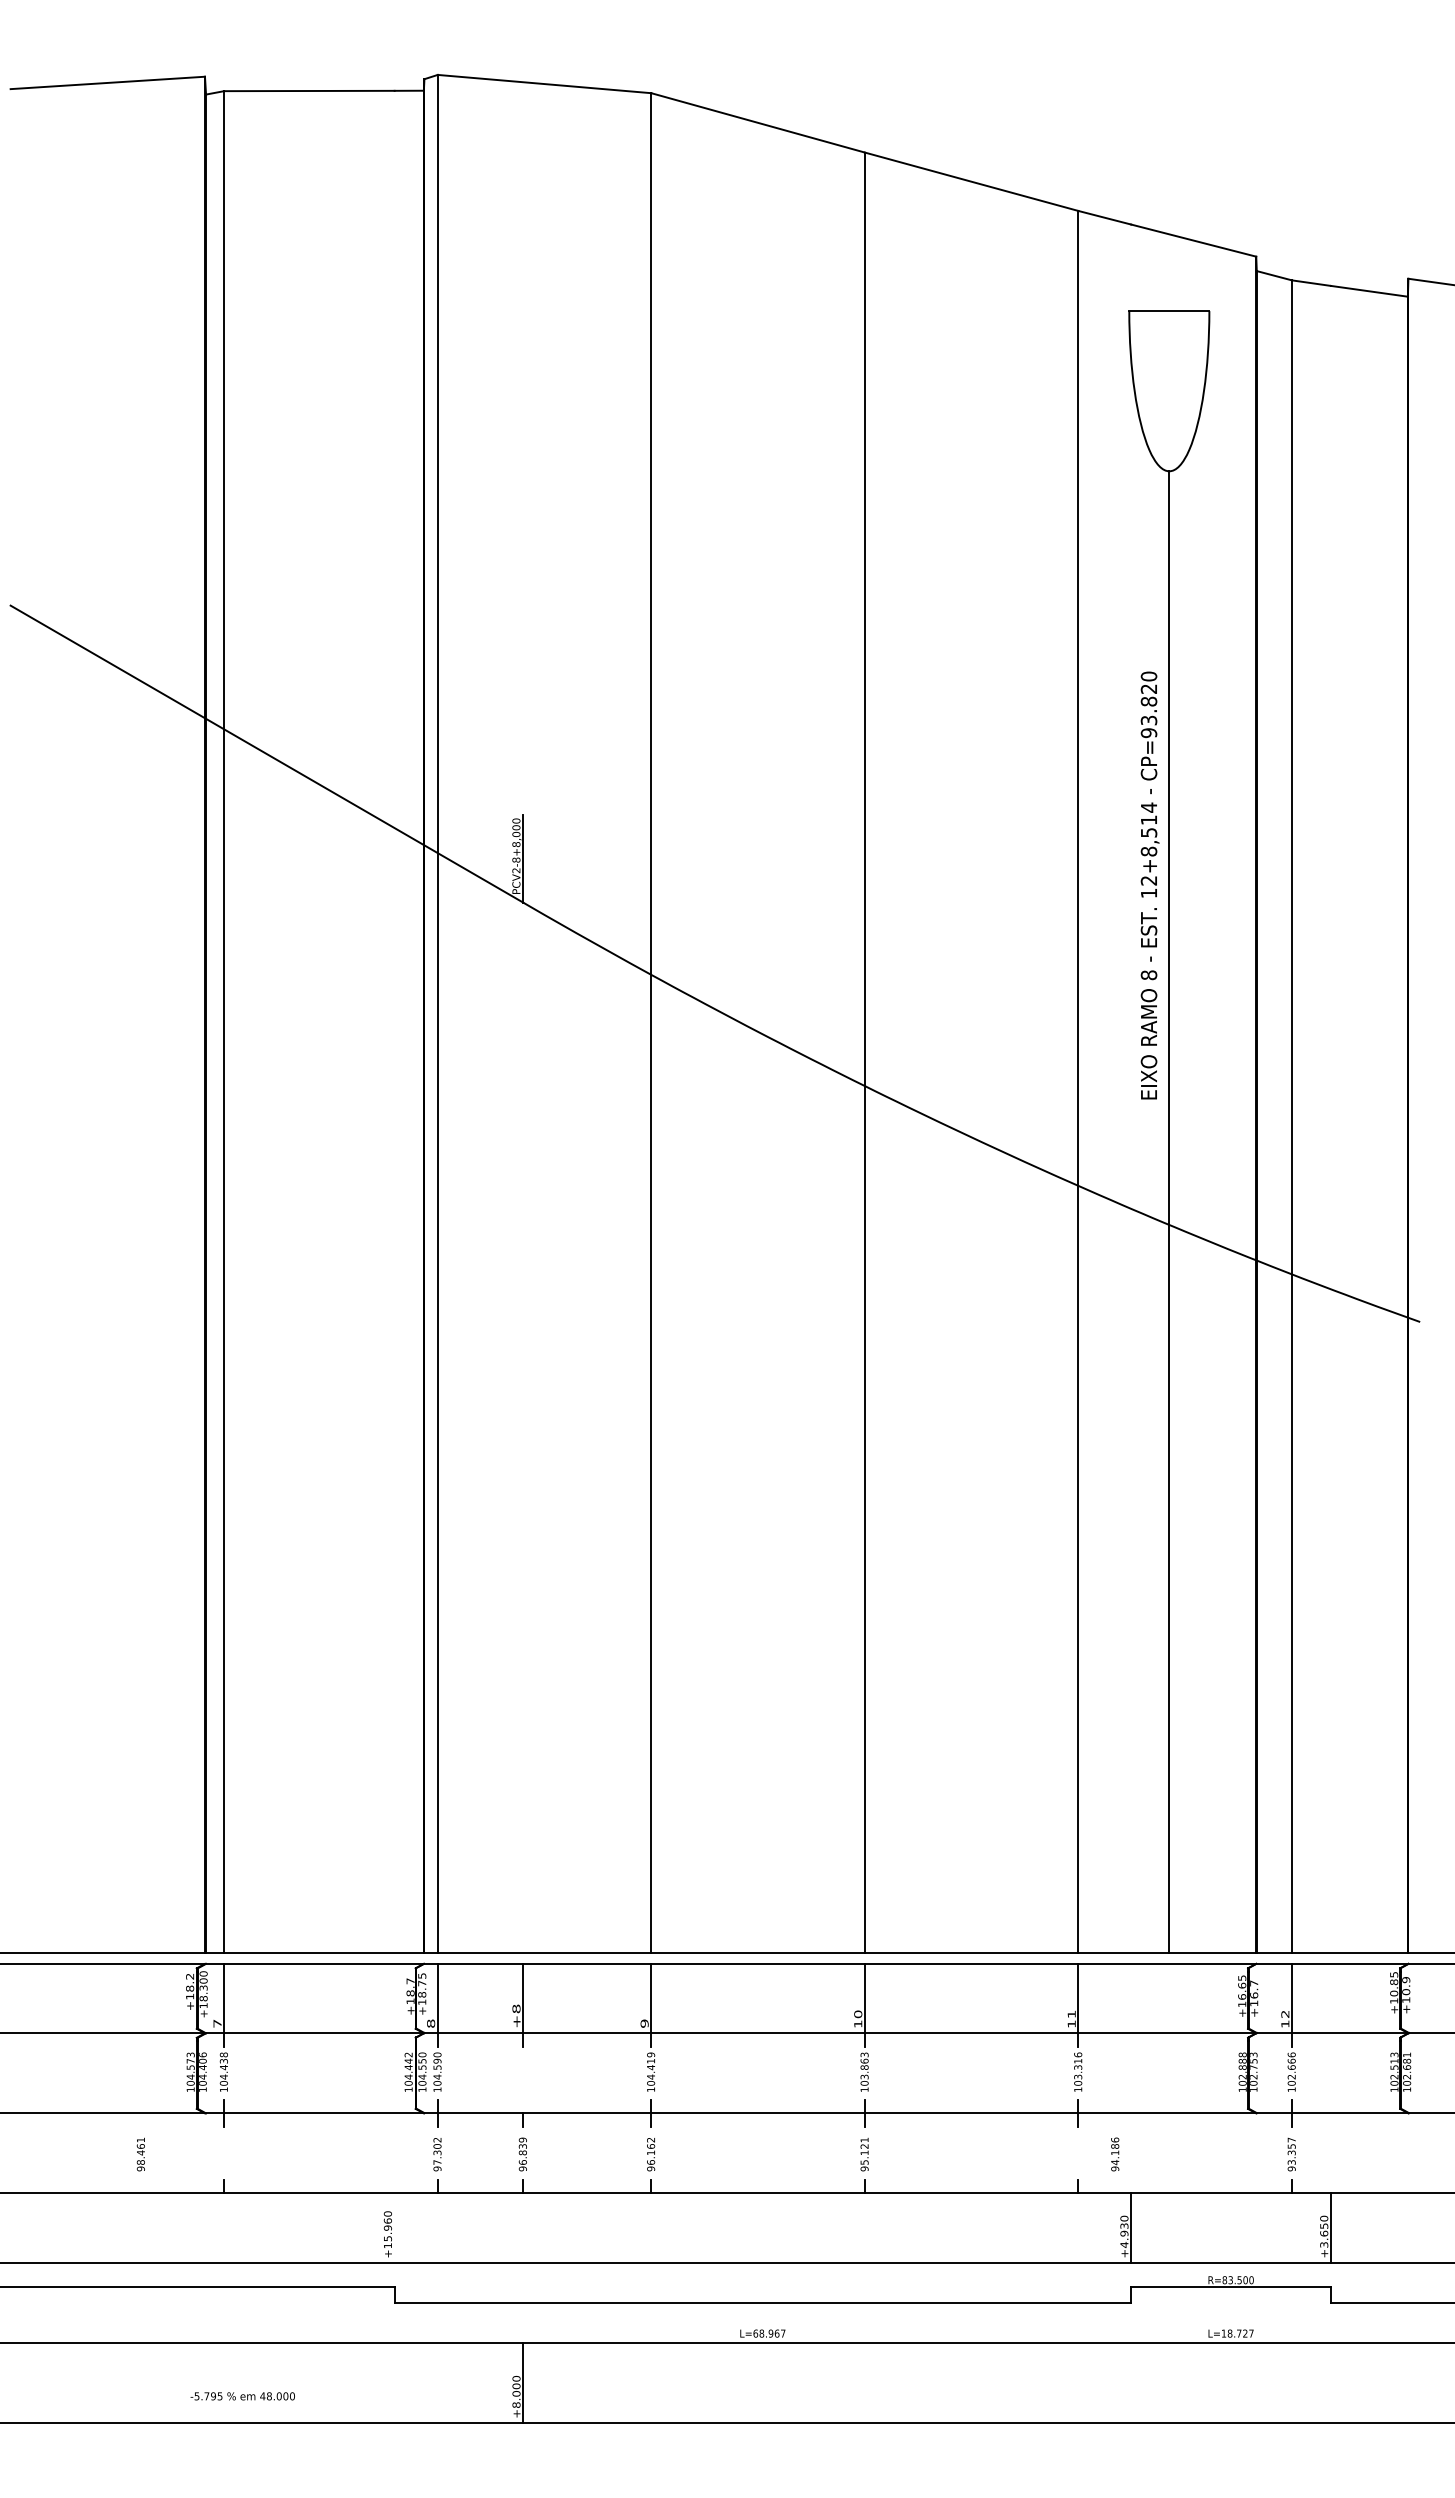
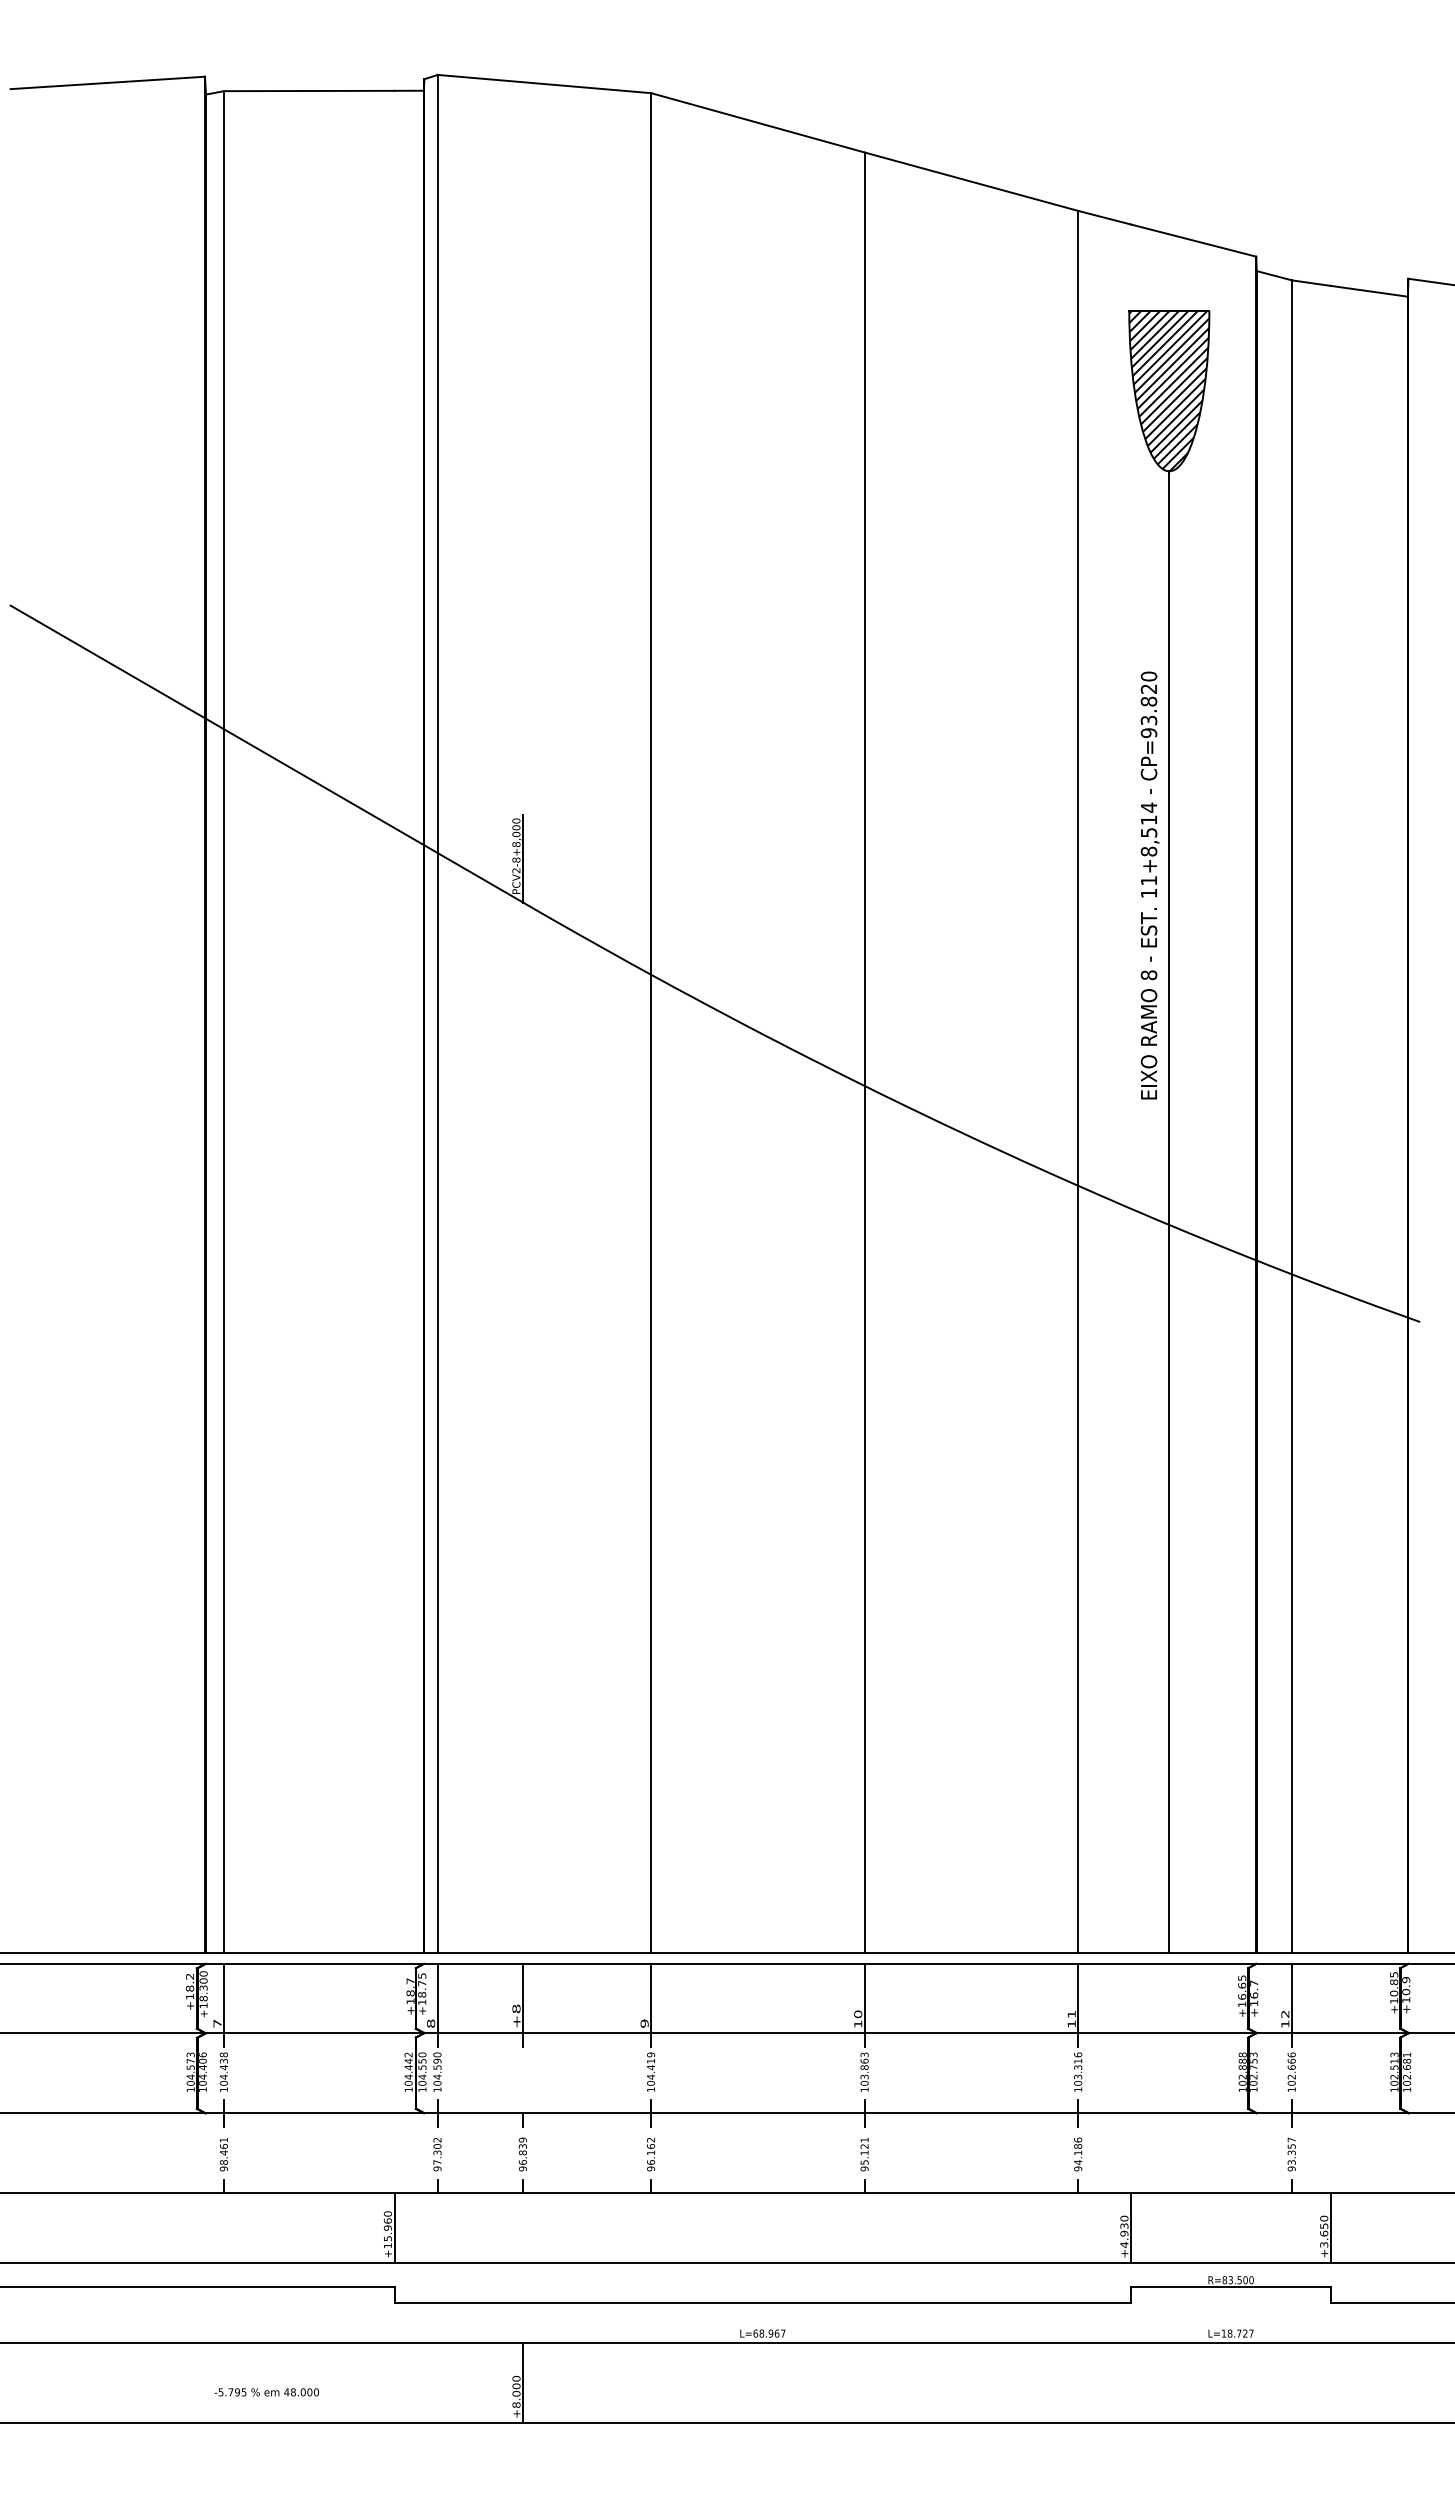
hatch: none -> present (1169, 391)
text: 12+8,514 -> 11+8,514 (1148, 880)
text position: (140, 2154) -> (223, 2154) (223, 2154)
text position: (1115, 2154) -> (1078, 2154) (1078, 2154)
line: none -> present (394, 2227)
text position: (242, 2396) -> (266, 2392) (266, 2392)
